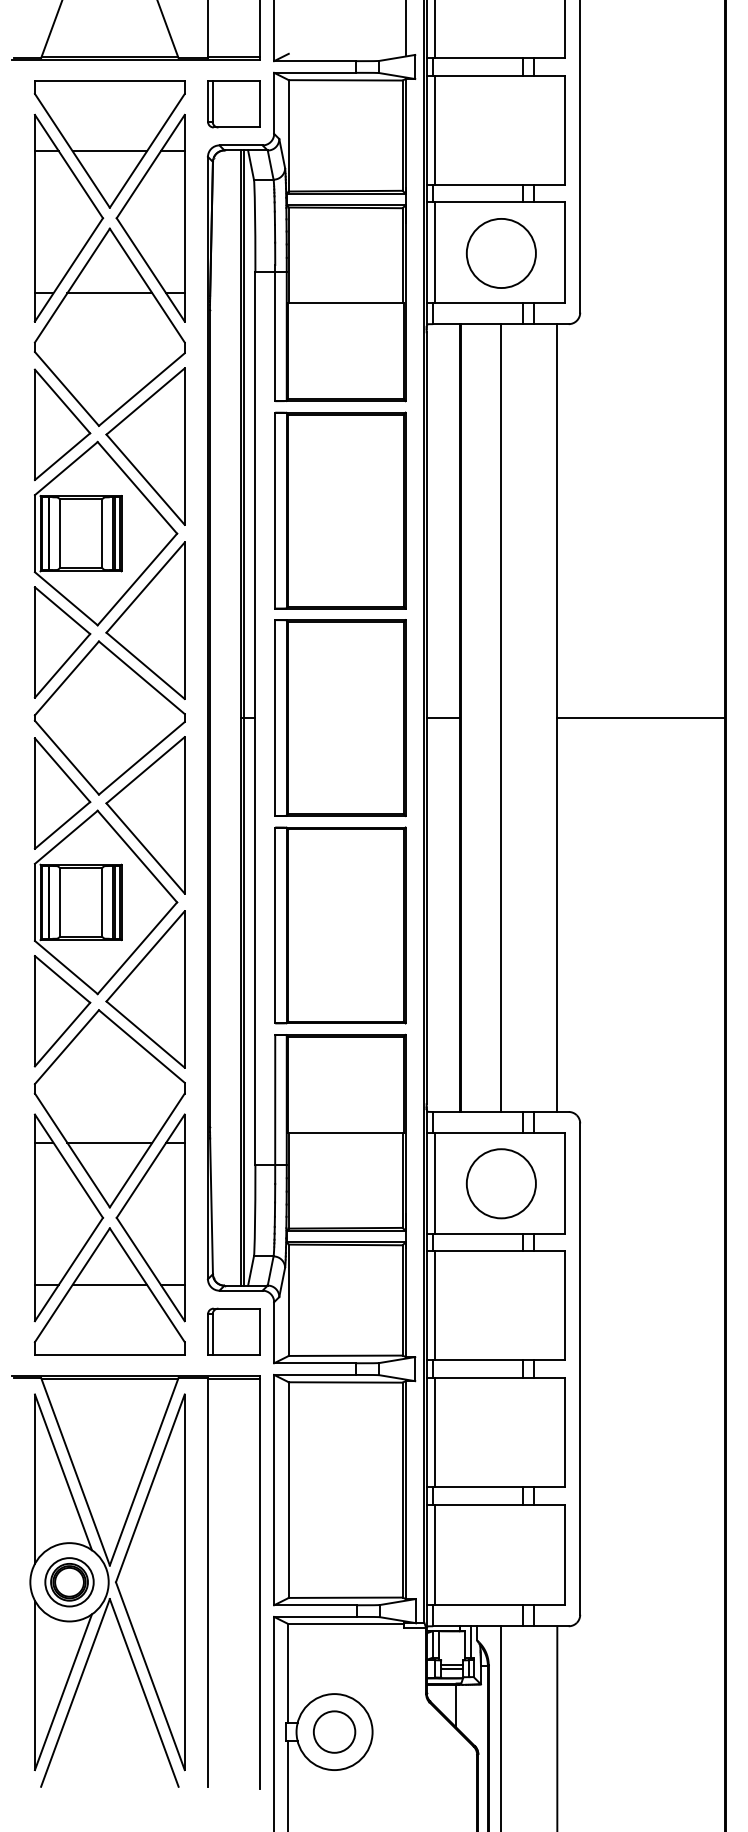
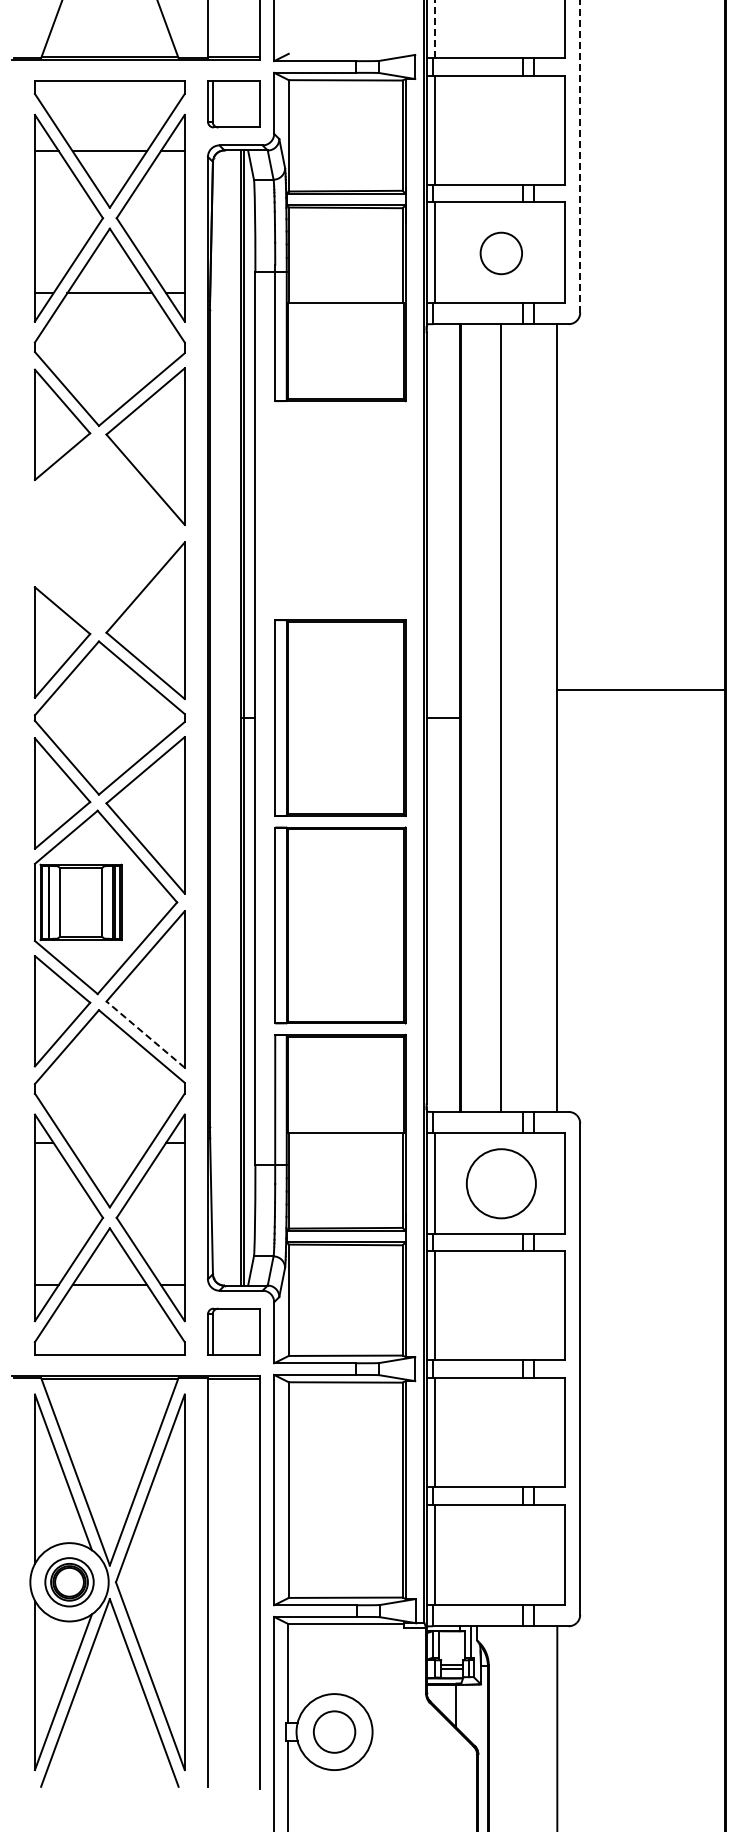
line: present -> none (405, 28)
line: solid -> dashed (435, 29)
line: solid -> dashed (580, 155)
circle diameter: 69 px -> 41 px (501, 253)
part: present -> none (340, 510)
part: present -> none (105, 533)
line position: (641, 718) -> (641, 690) (641, 690)
line: solid -> dashed (145, 1034)
line: present -> none (109, 1142)
line: present -> none (501, 1727)
